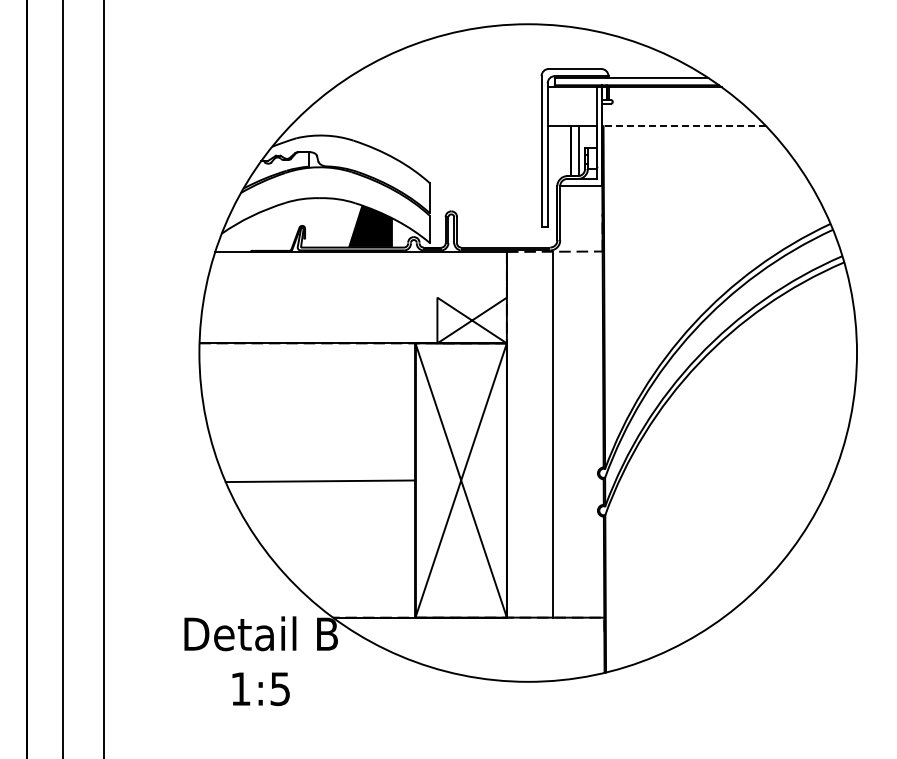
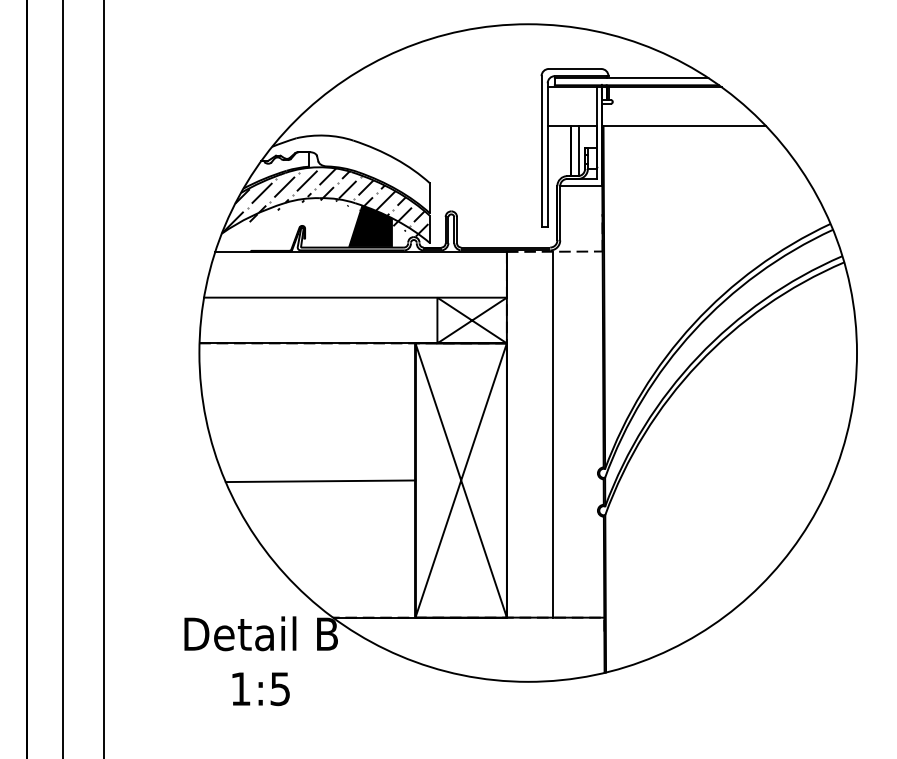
line: dashed -> solid (684, 126)
hatch: none -> present (325, 201)
line: none -> present (355, 297)
